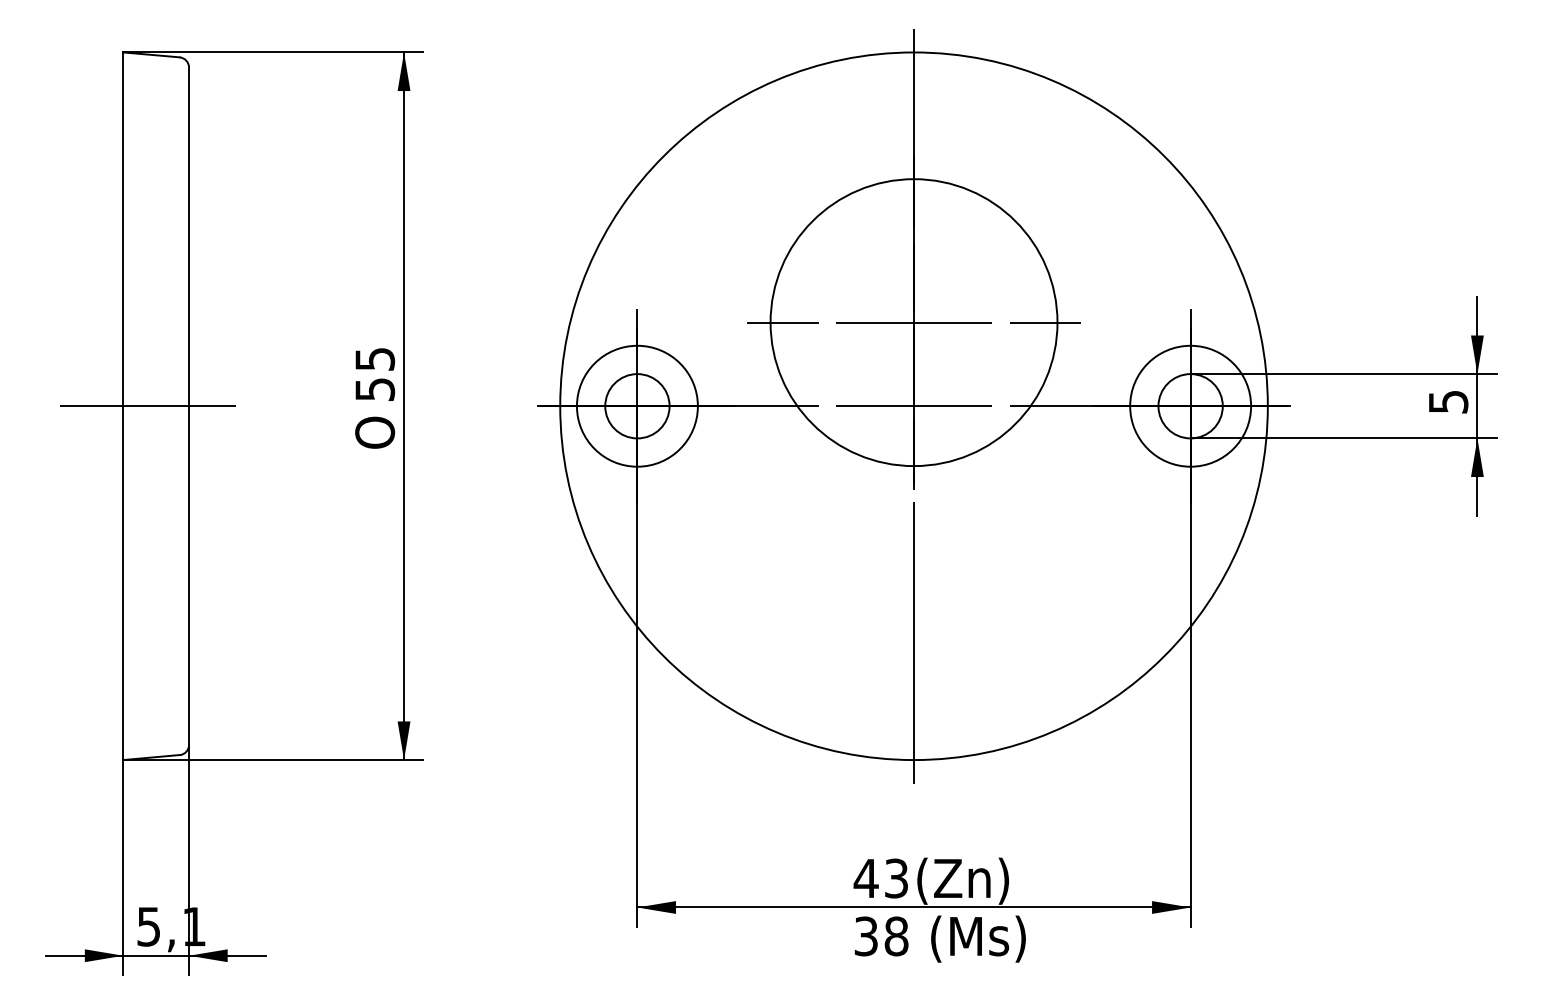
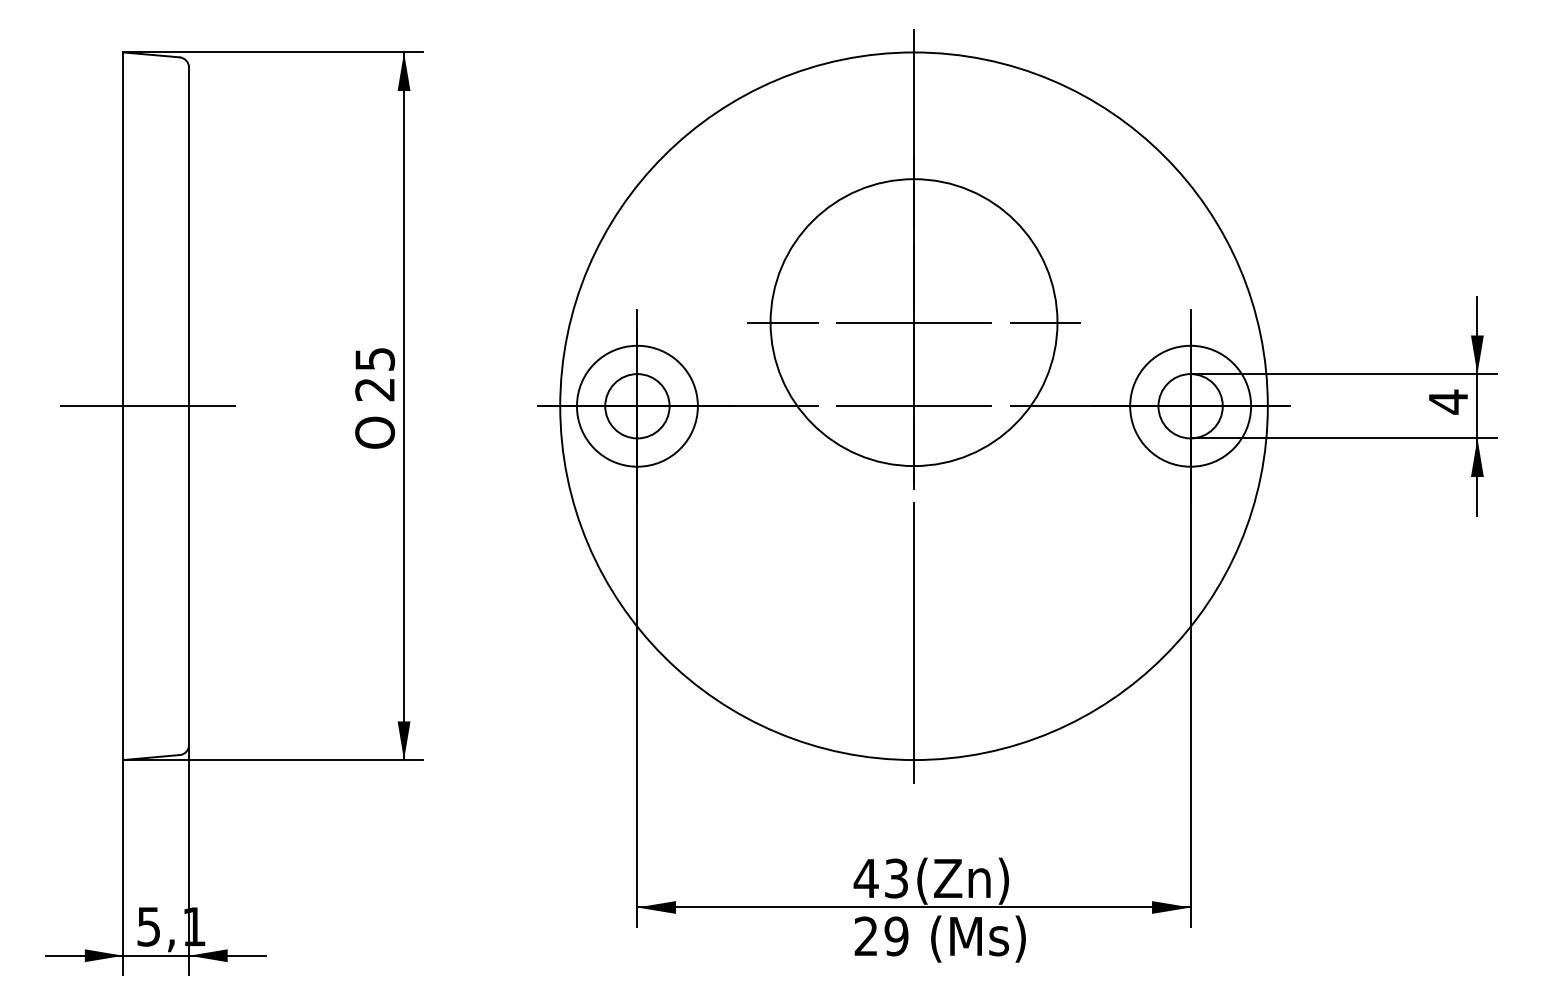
text: 55 -> 25 (375, 389)
text: 5 -> 4 (1448, 401)
text: 38 -> 29 (881, 936)
